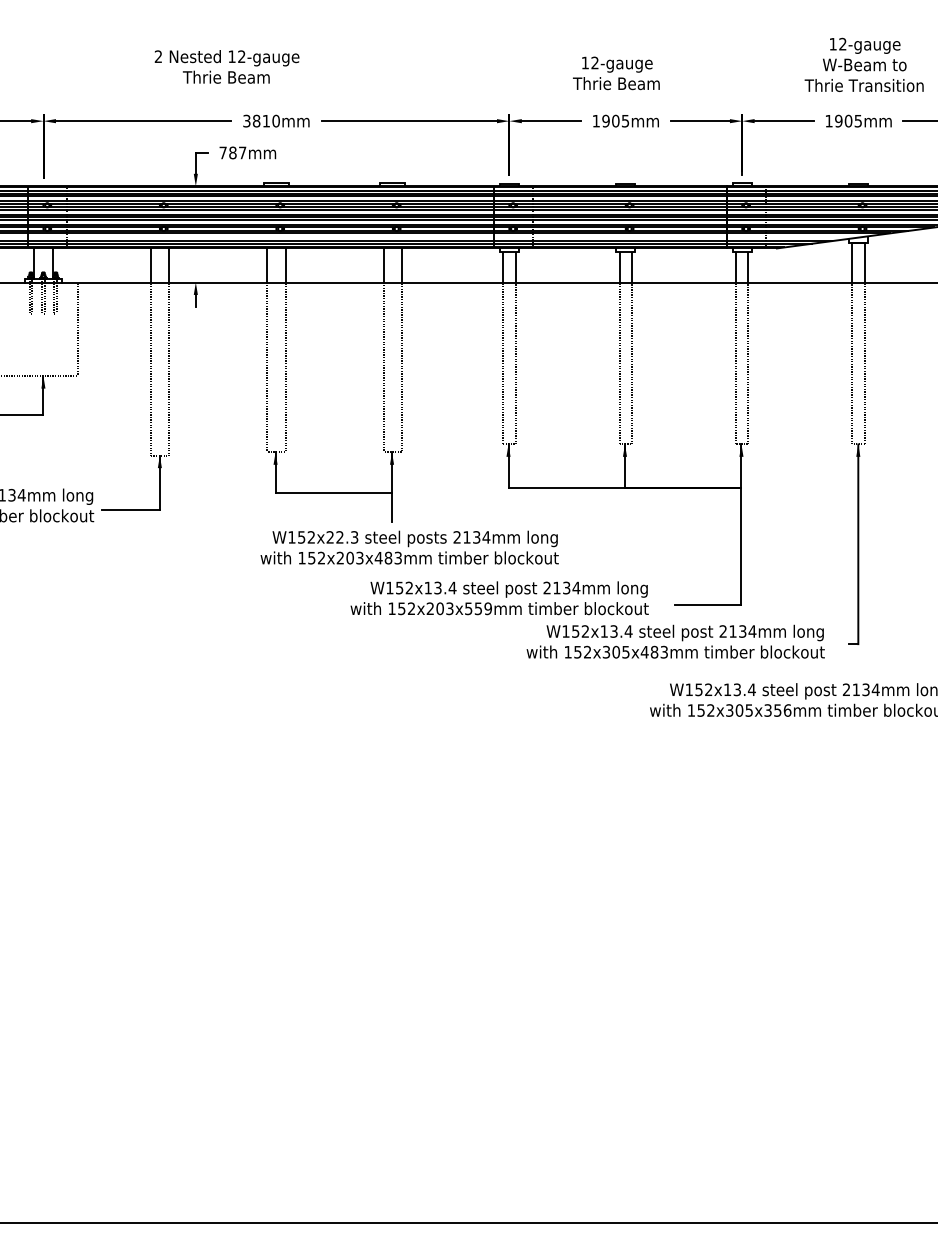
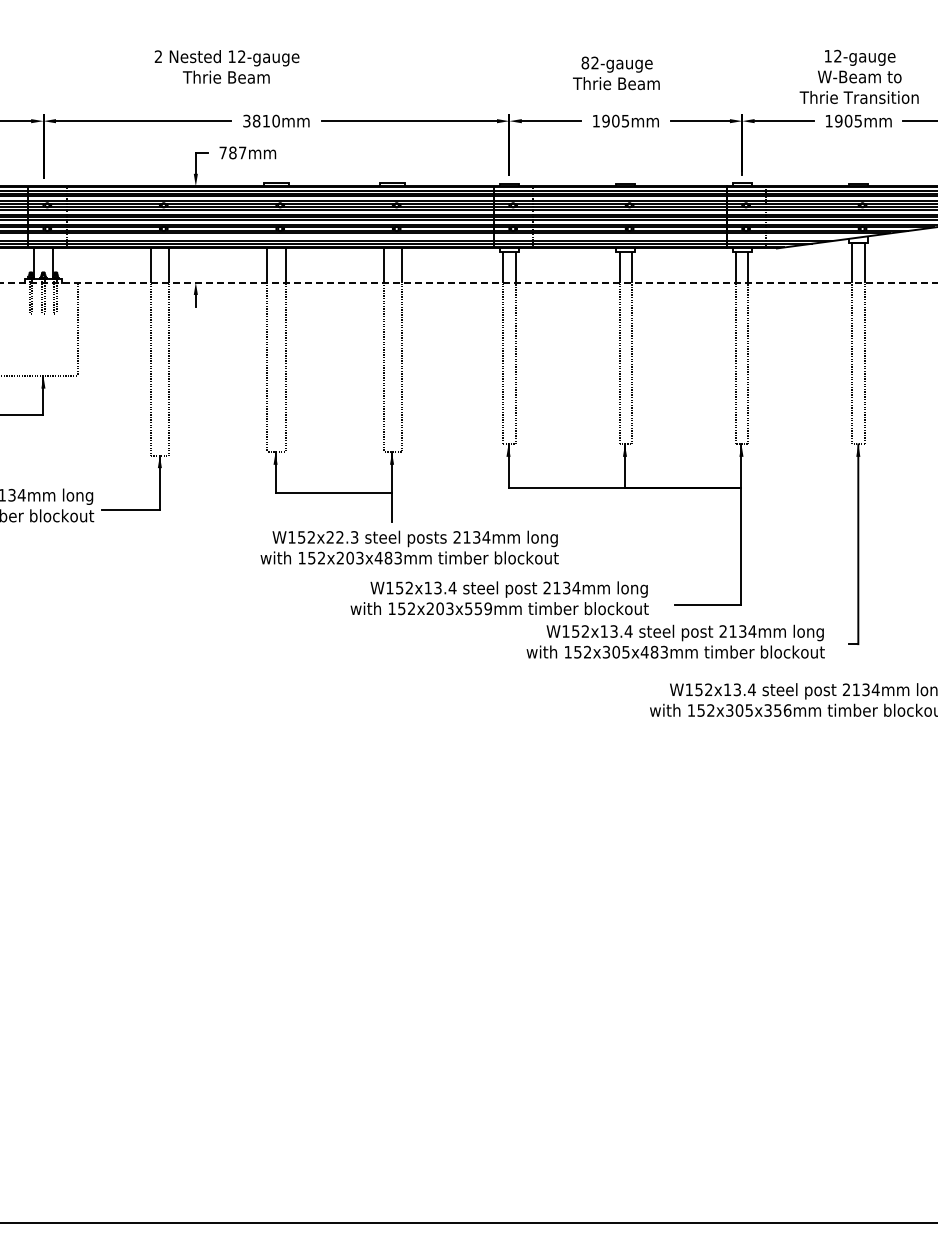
text: 12-gauge -> 82-gauge (585, 62)
text position: (863, 64) -> (858, 76) (858, 76)
line: solid -> dashed (468, 282)
